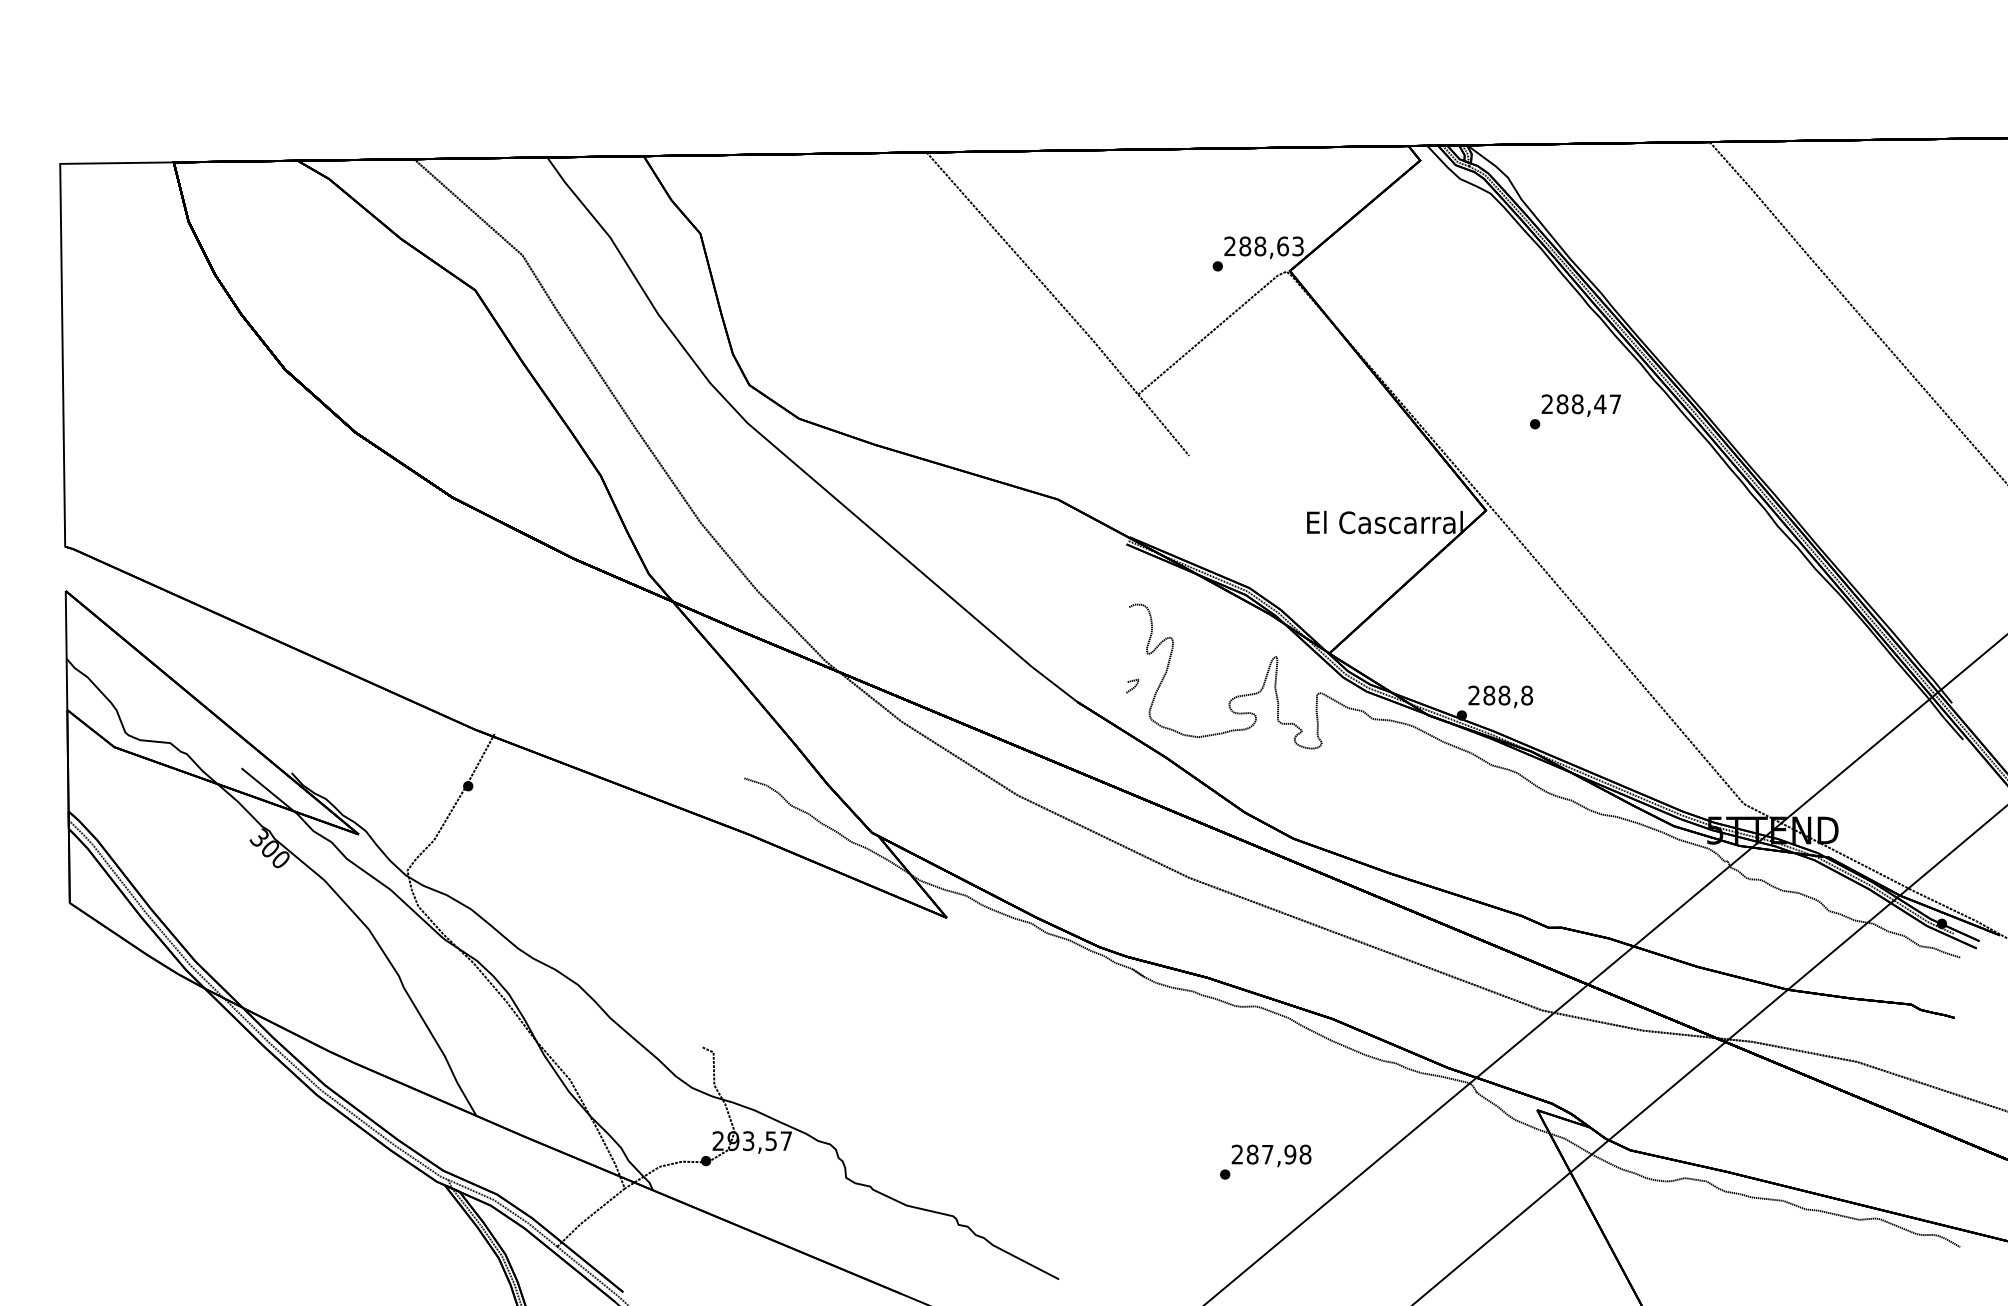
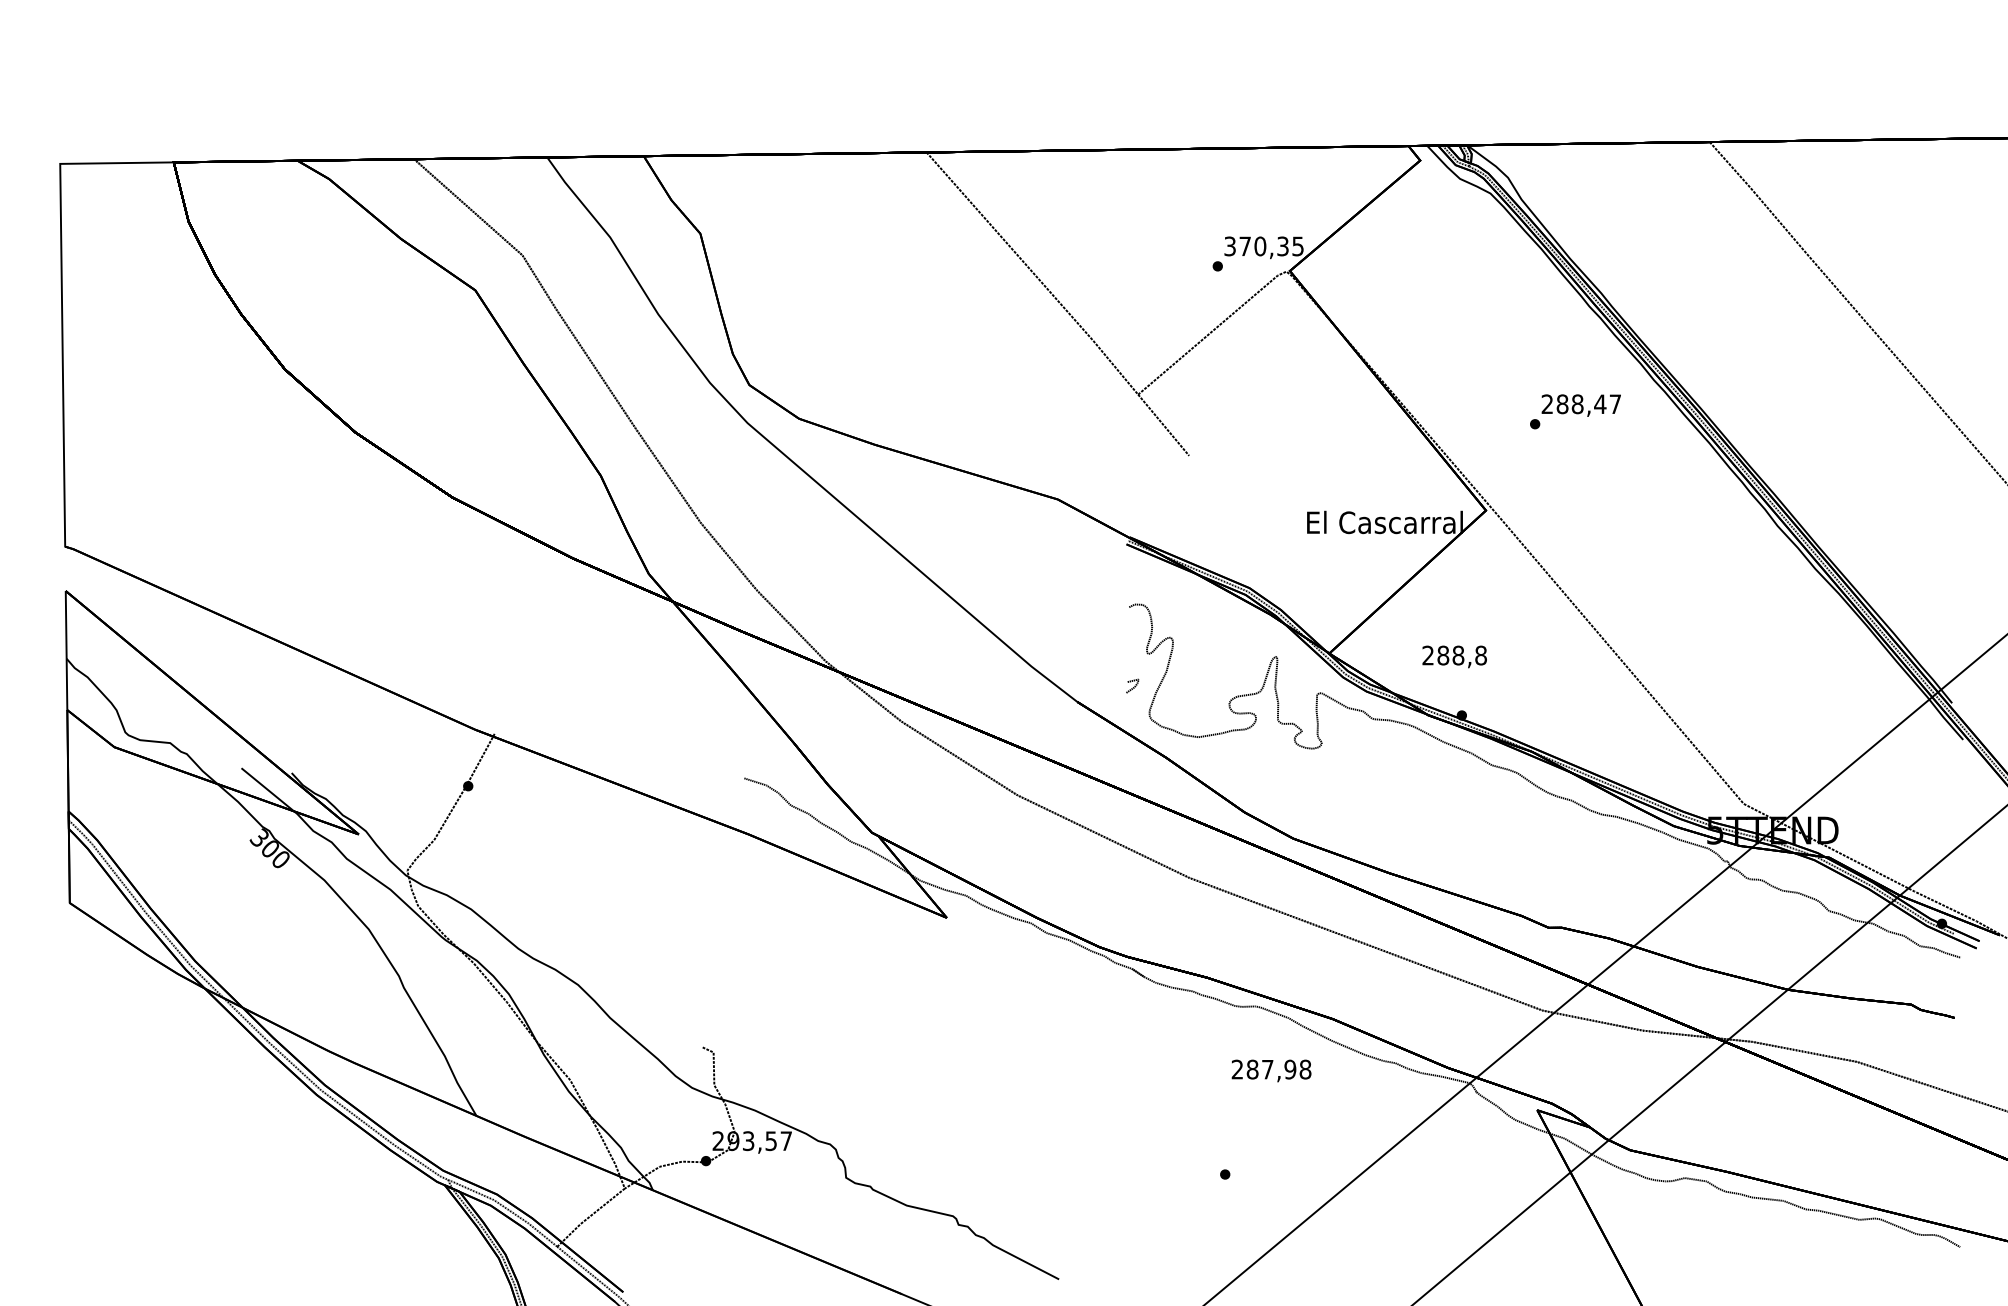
text: 288,63 -> 370,35 (1263, 246)
text position: (1500, 696) -> (1454, 656) (1454, 656)
text position: (1271, 1155) -> (1271, 1070) (1271, 1070)
